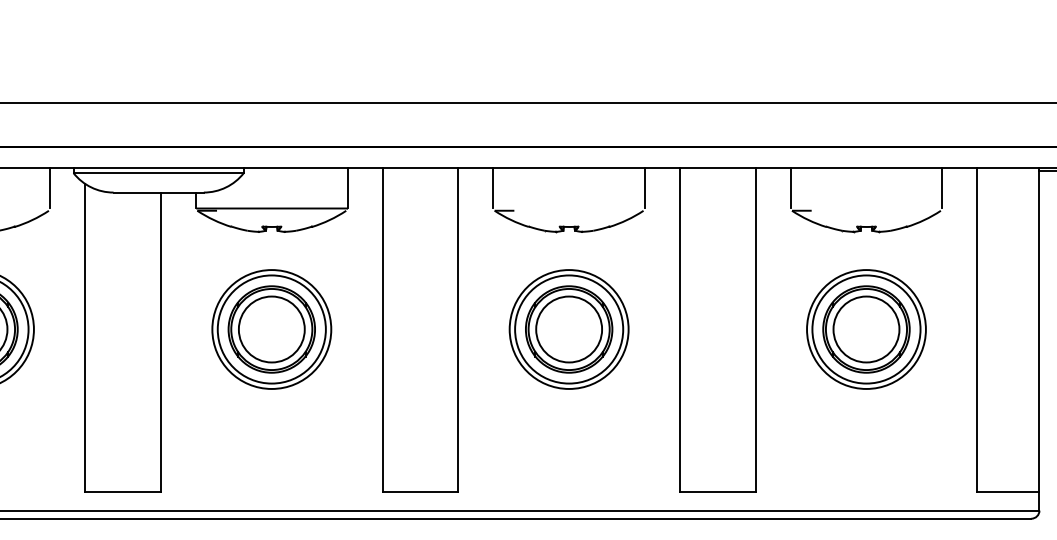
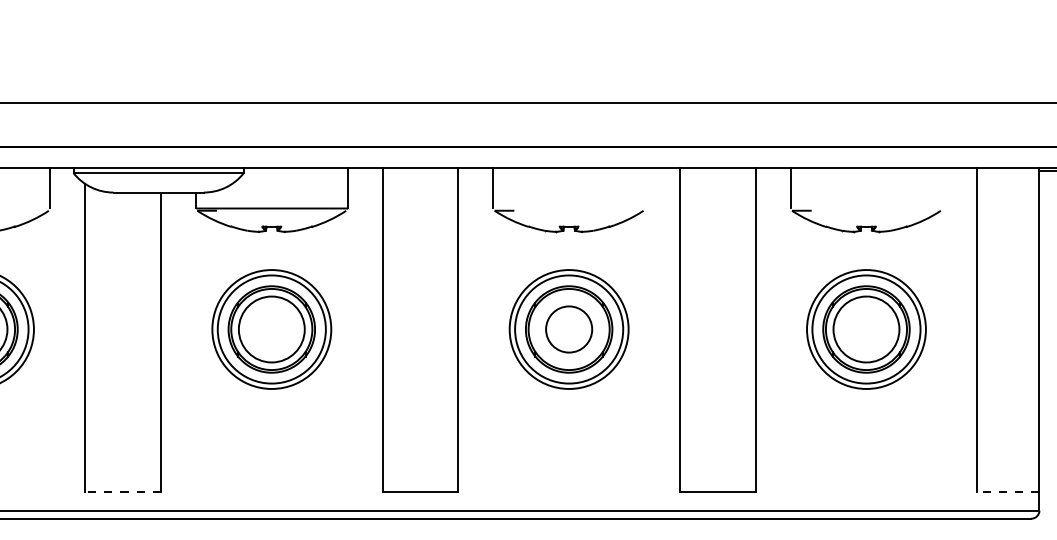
line: present -> none (644, 188)
line: present -> none (942, 188)
circle diameter: 66 px -> 46 px (569, 329)
line: solid -> dashed (123, 491)
line: solid -> dashed (1007, 491)
